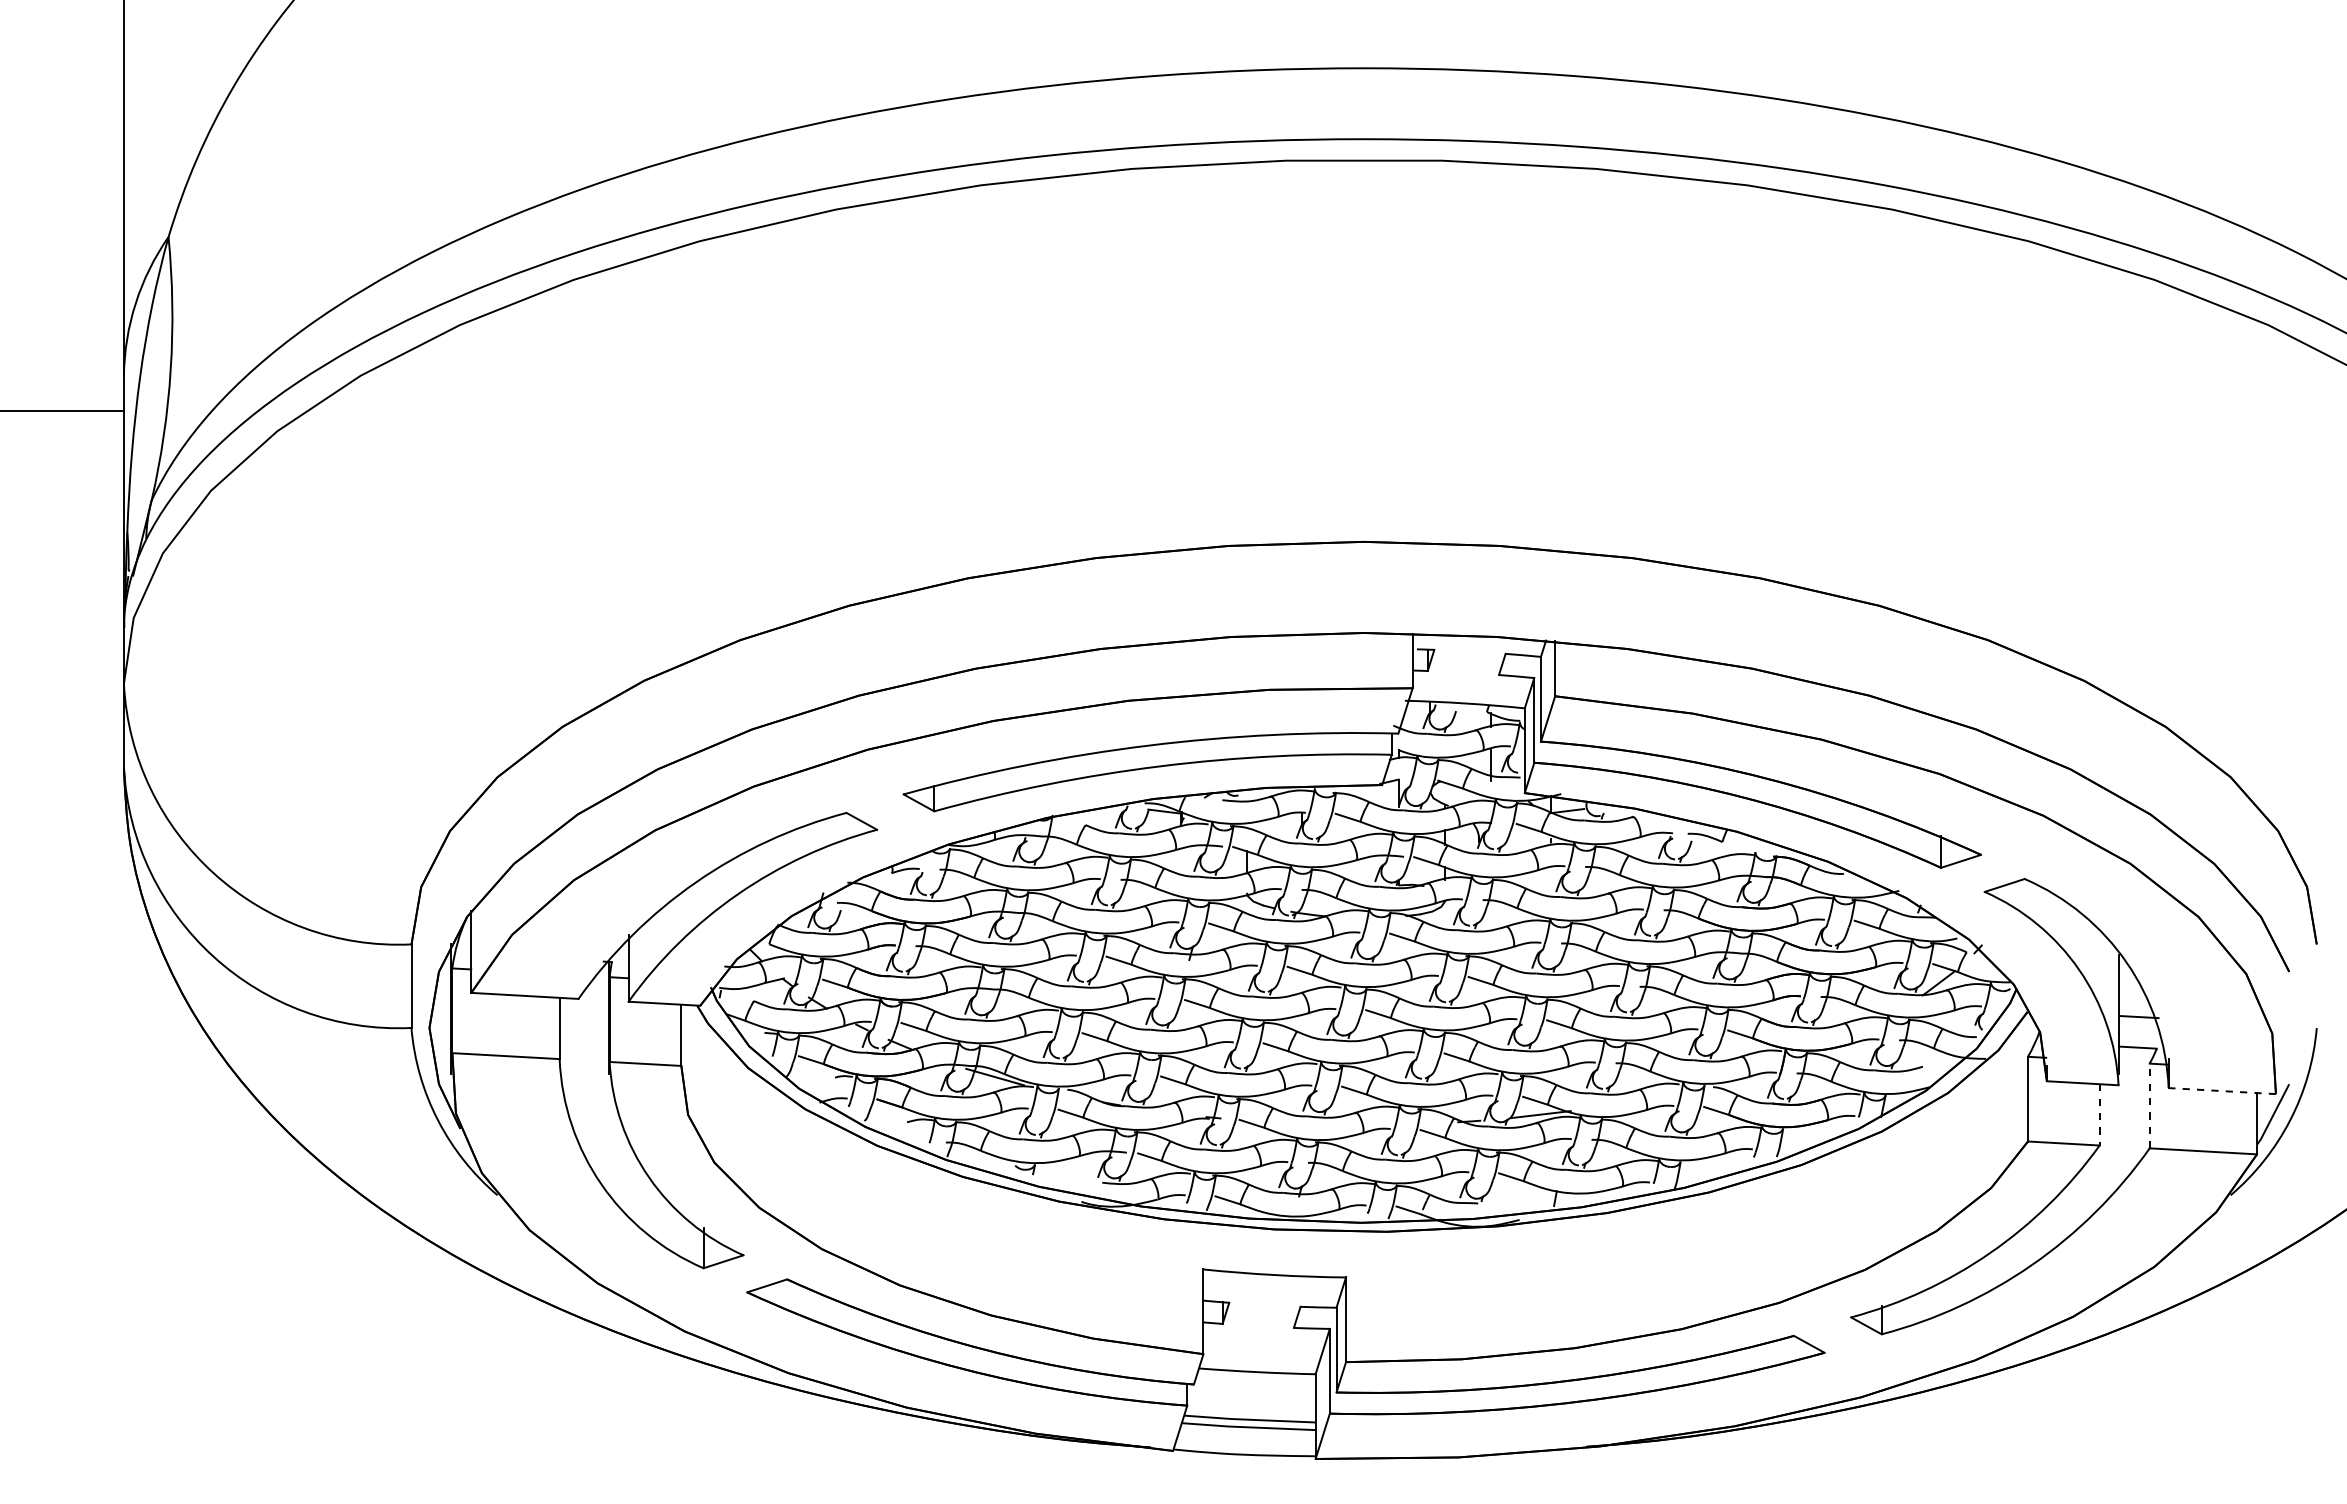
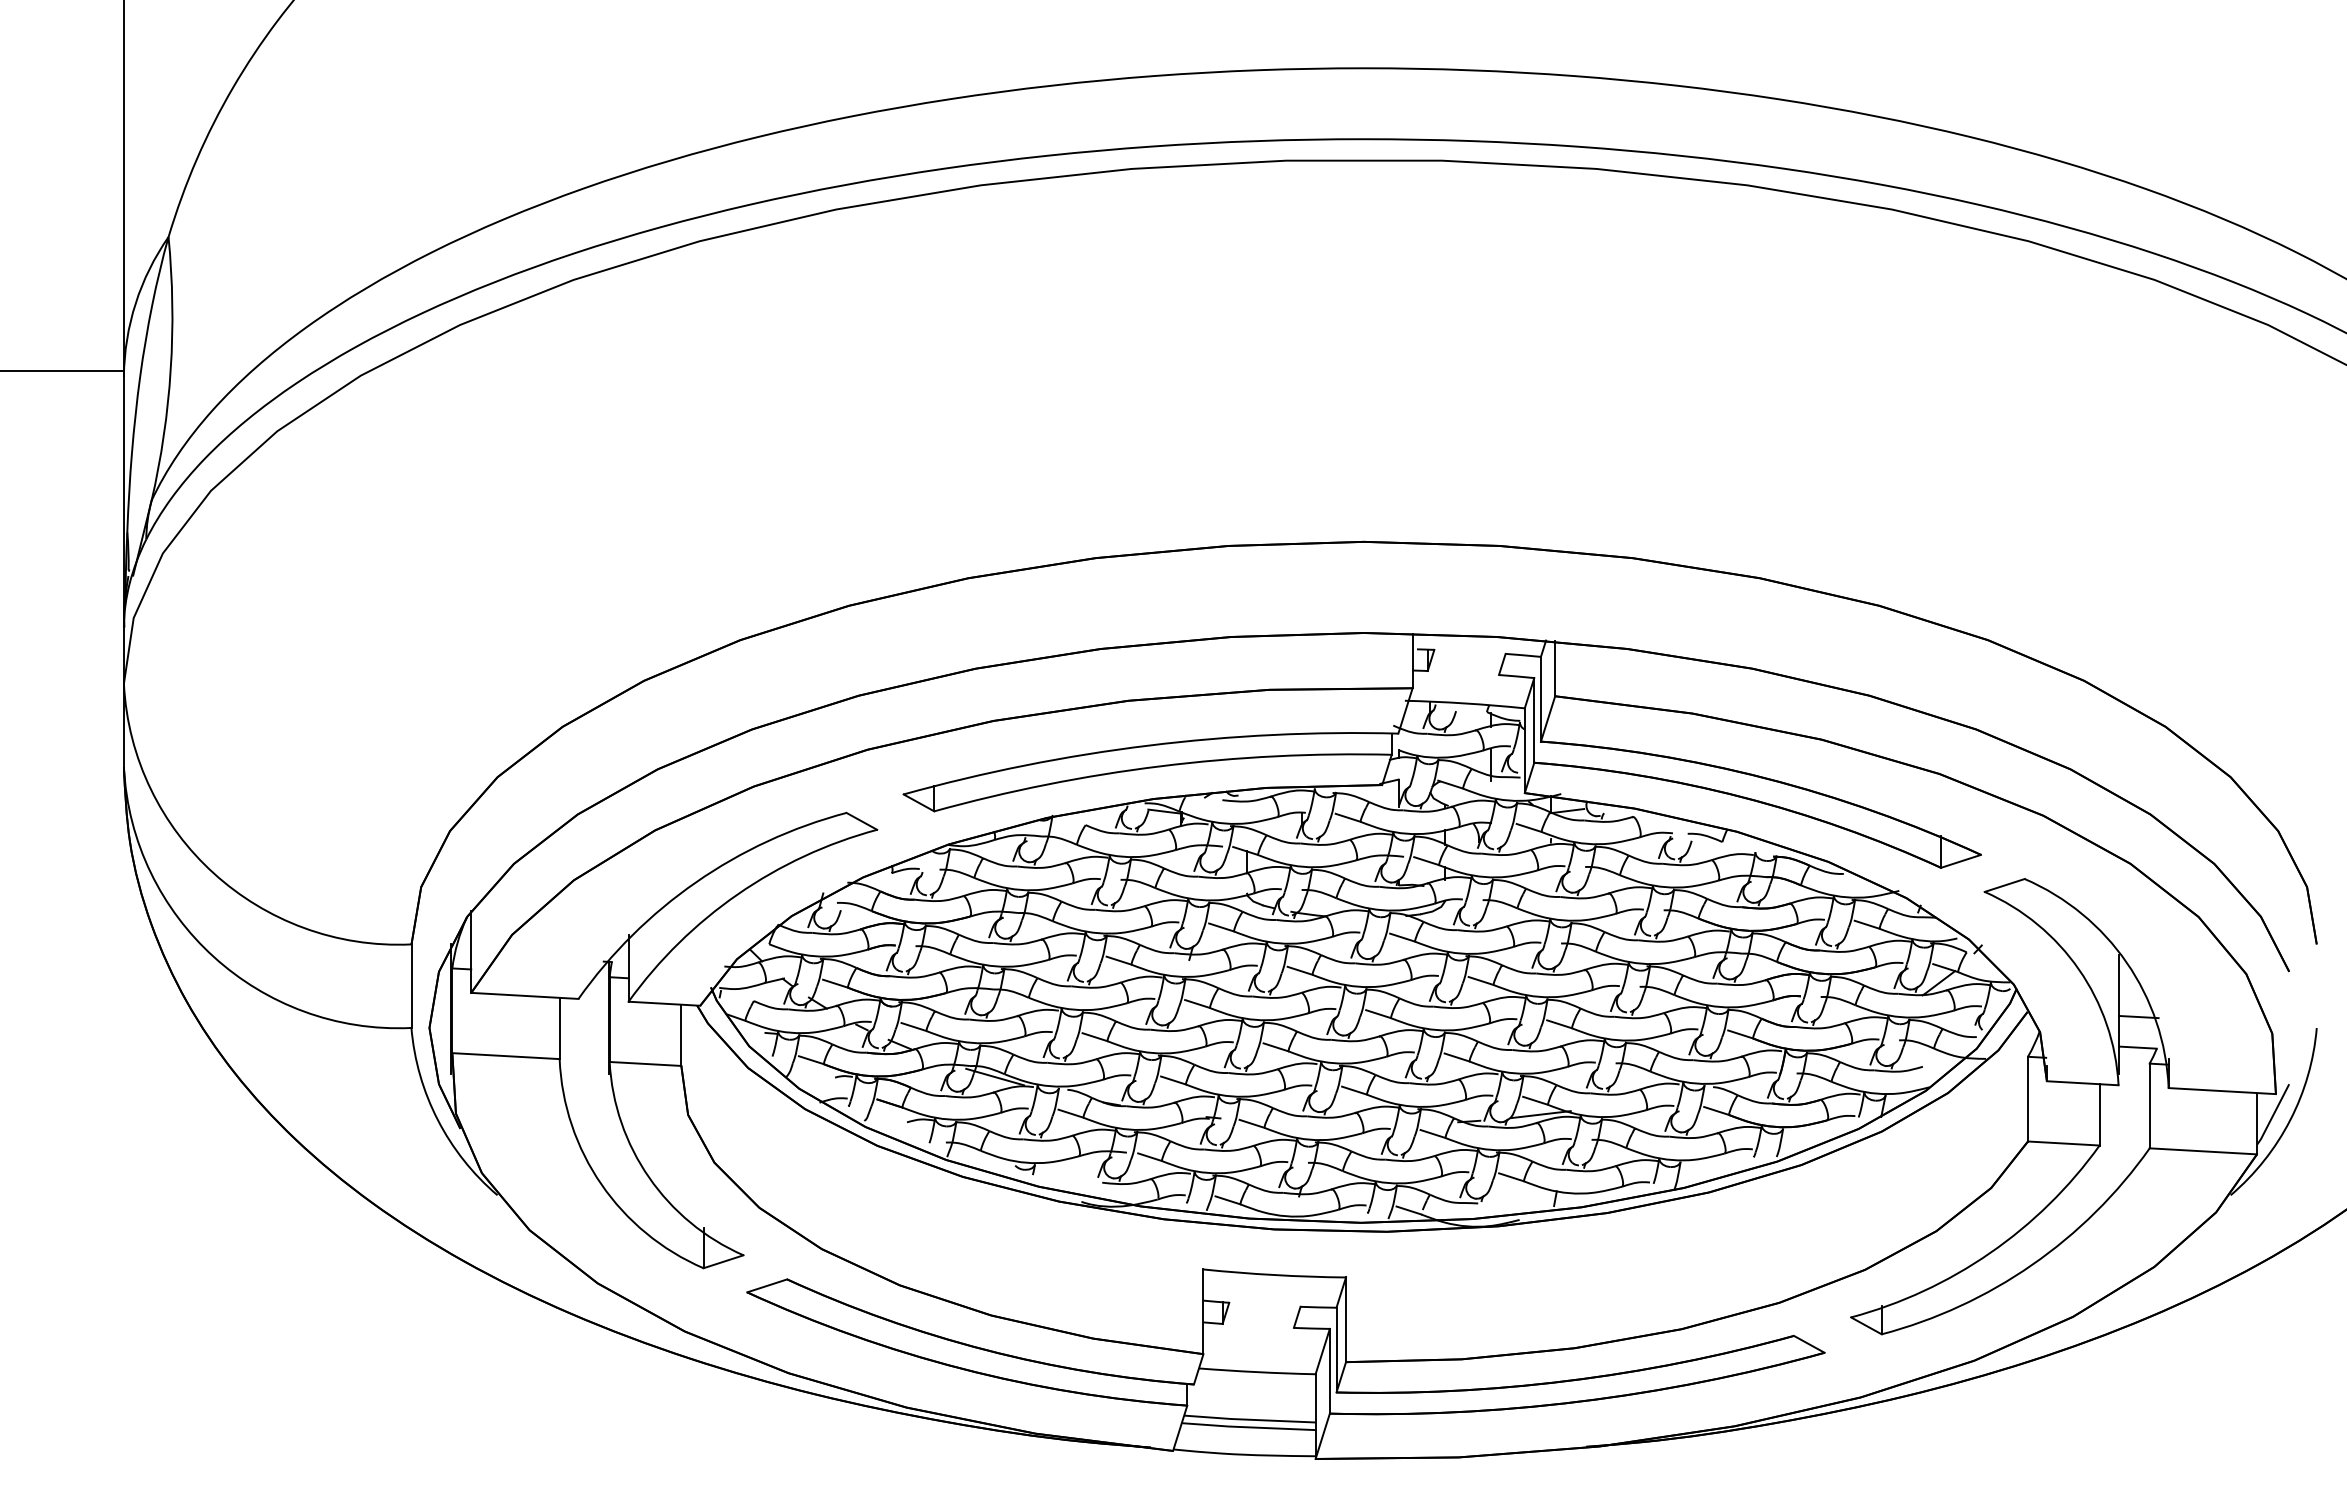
line position: (62, 411) -> (62, 371) (62, 371)
line: dashed -> solid (2222, 1091)
line: dashed -> solid (2149, 1105)
line: dashed -> solid (2099, 1114)
